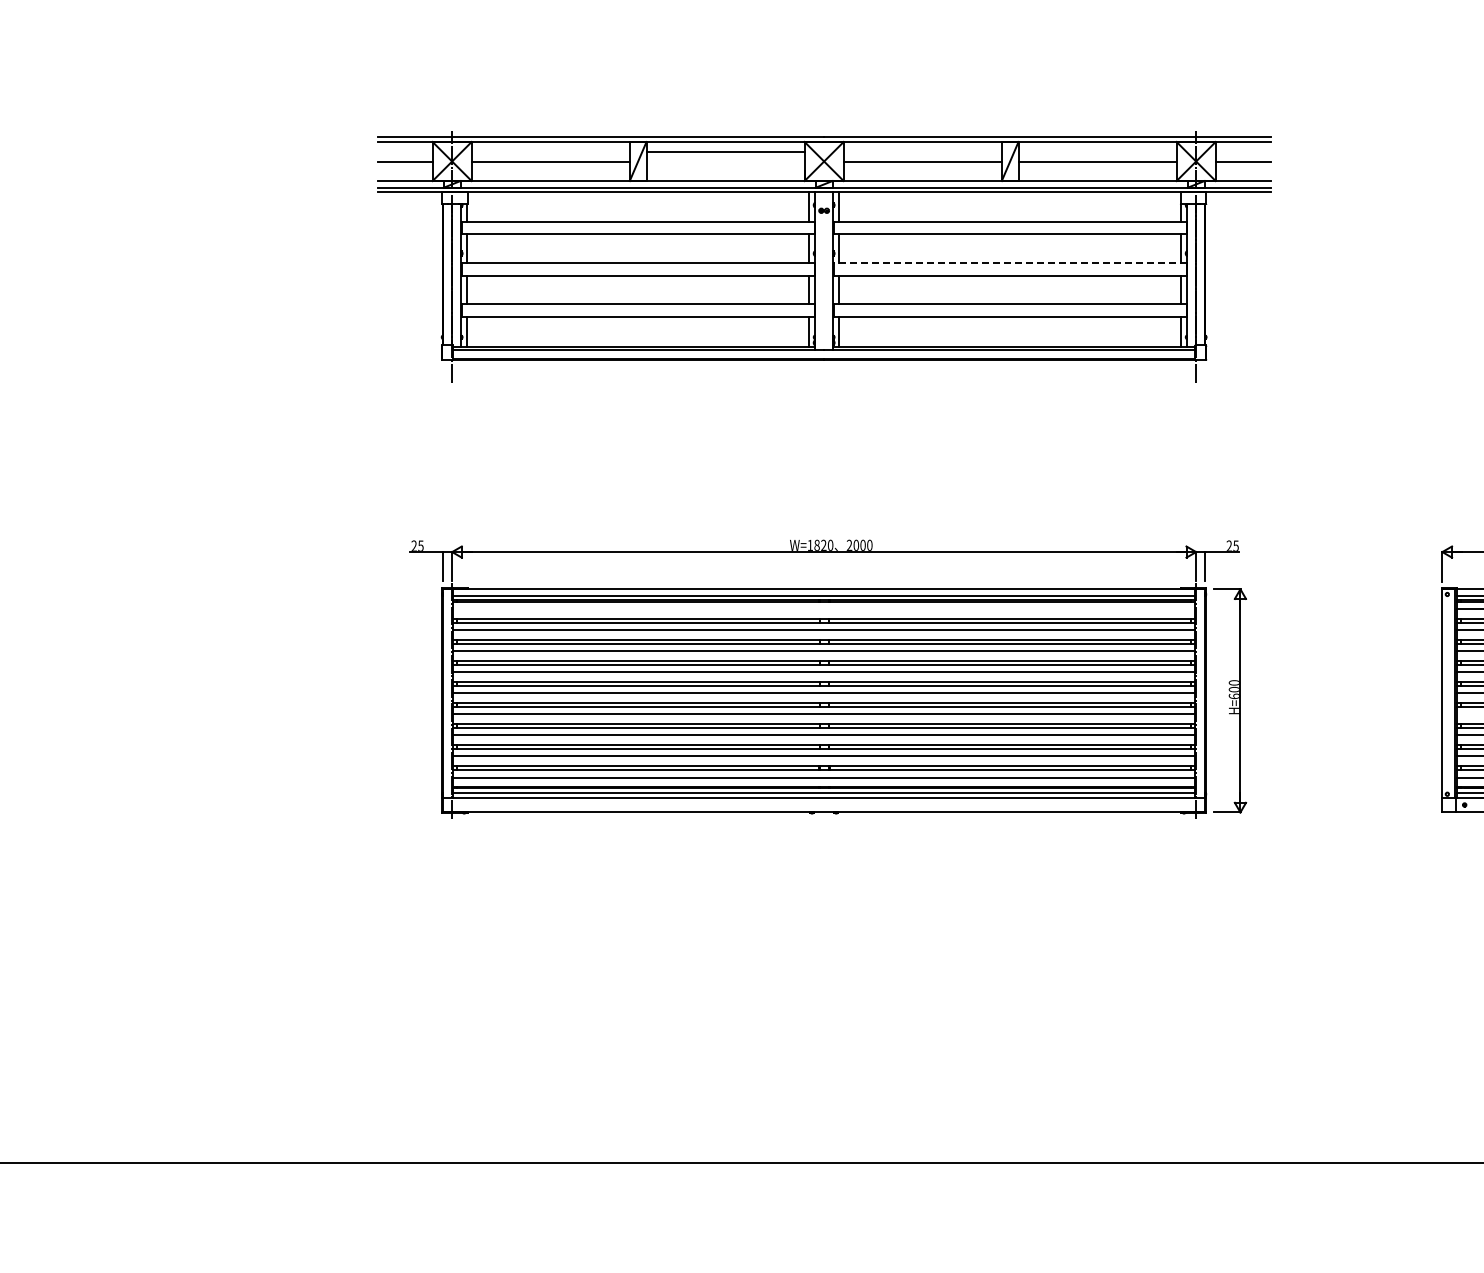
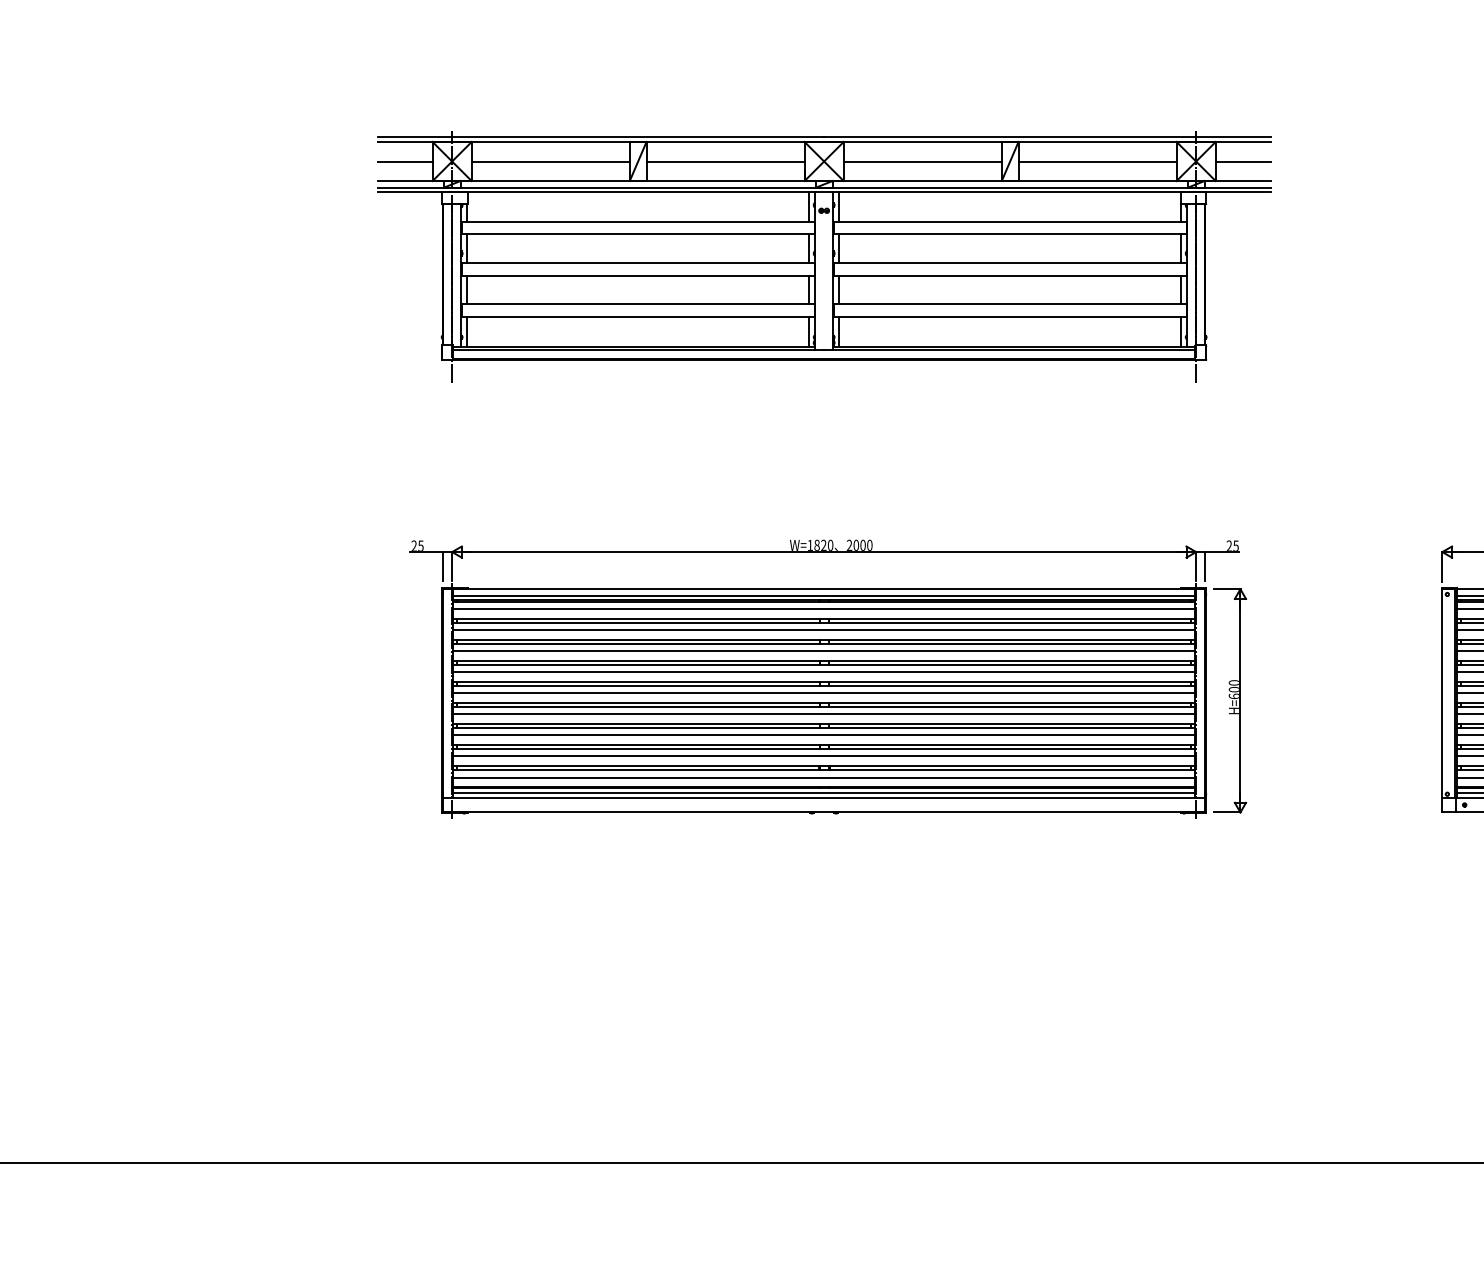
line position: (725, 151) -> (725, 161) (725, 161)
line: dashed -> solid (1010, 263)
line: none -> present (823, 609)
line: none -> present (1468, 714)
